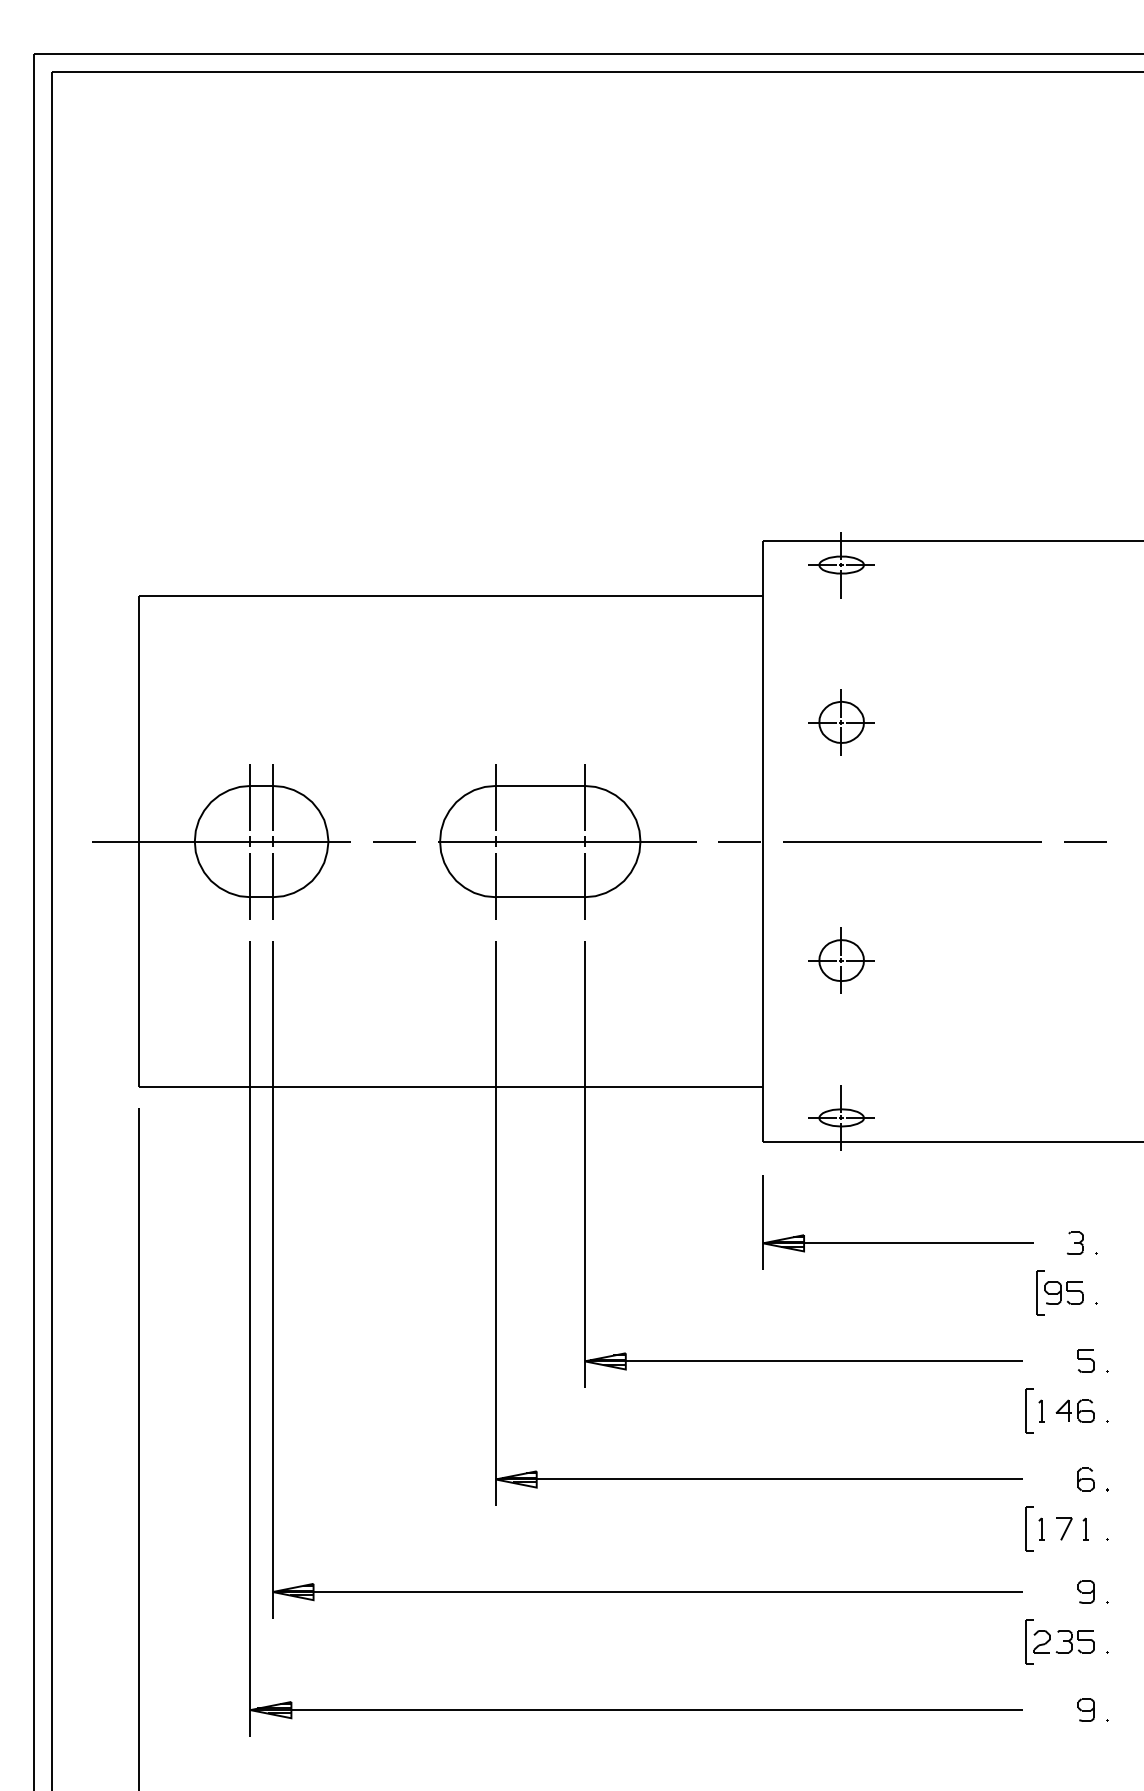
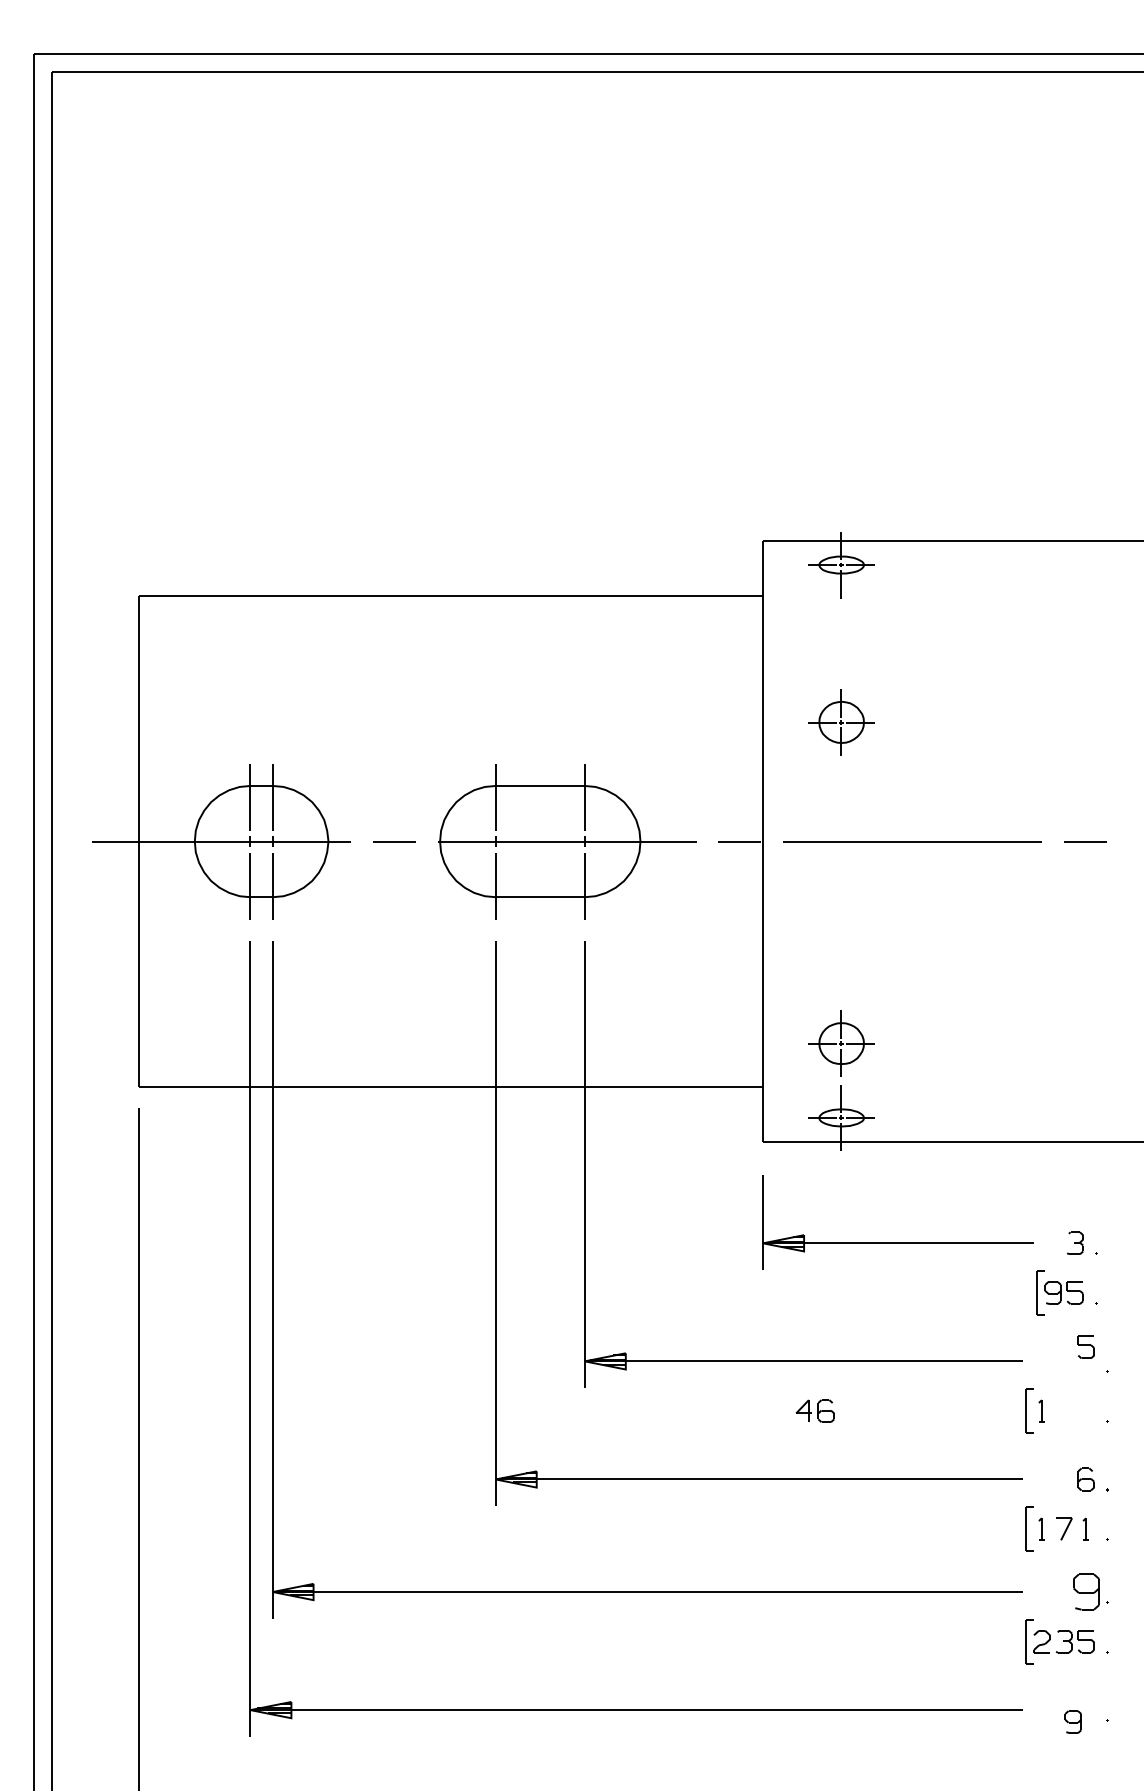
part position: (841, 960) -> (841, 1043) (841, 1043)
part position: (1085, 1360) -> (1085, 1346) (1085, 1346)
part position: (1074, 1410) -> (814, 1410) (814, 1410)
part size: 18x24 px -> 27x38 px (1086, 1591)
part position: (1085, 1709) -> (1072, 1721) (1072, 1721)
